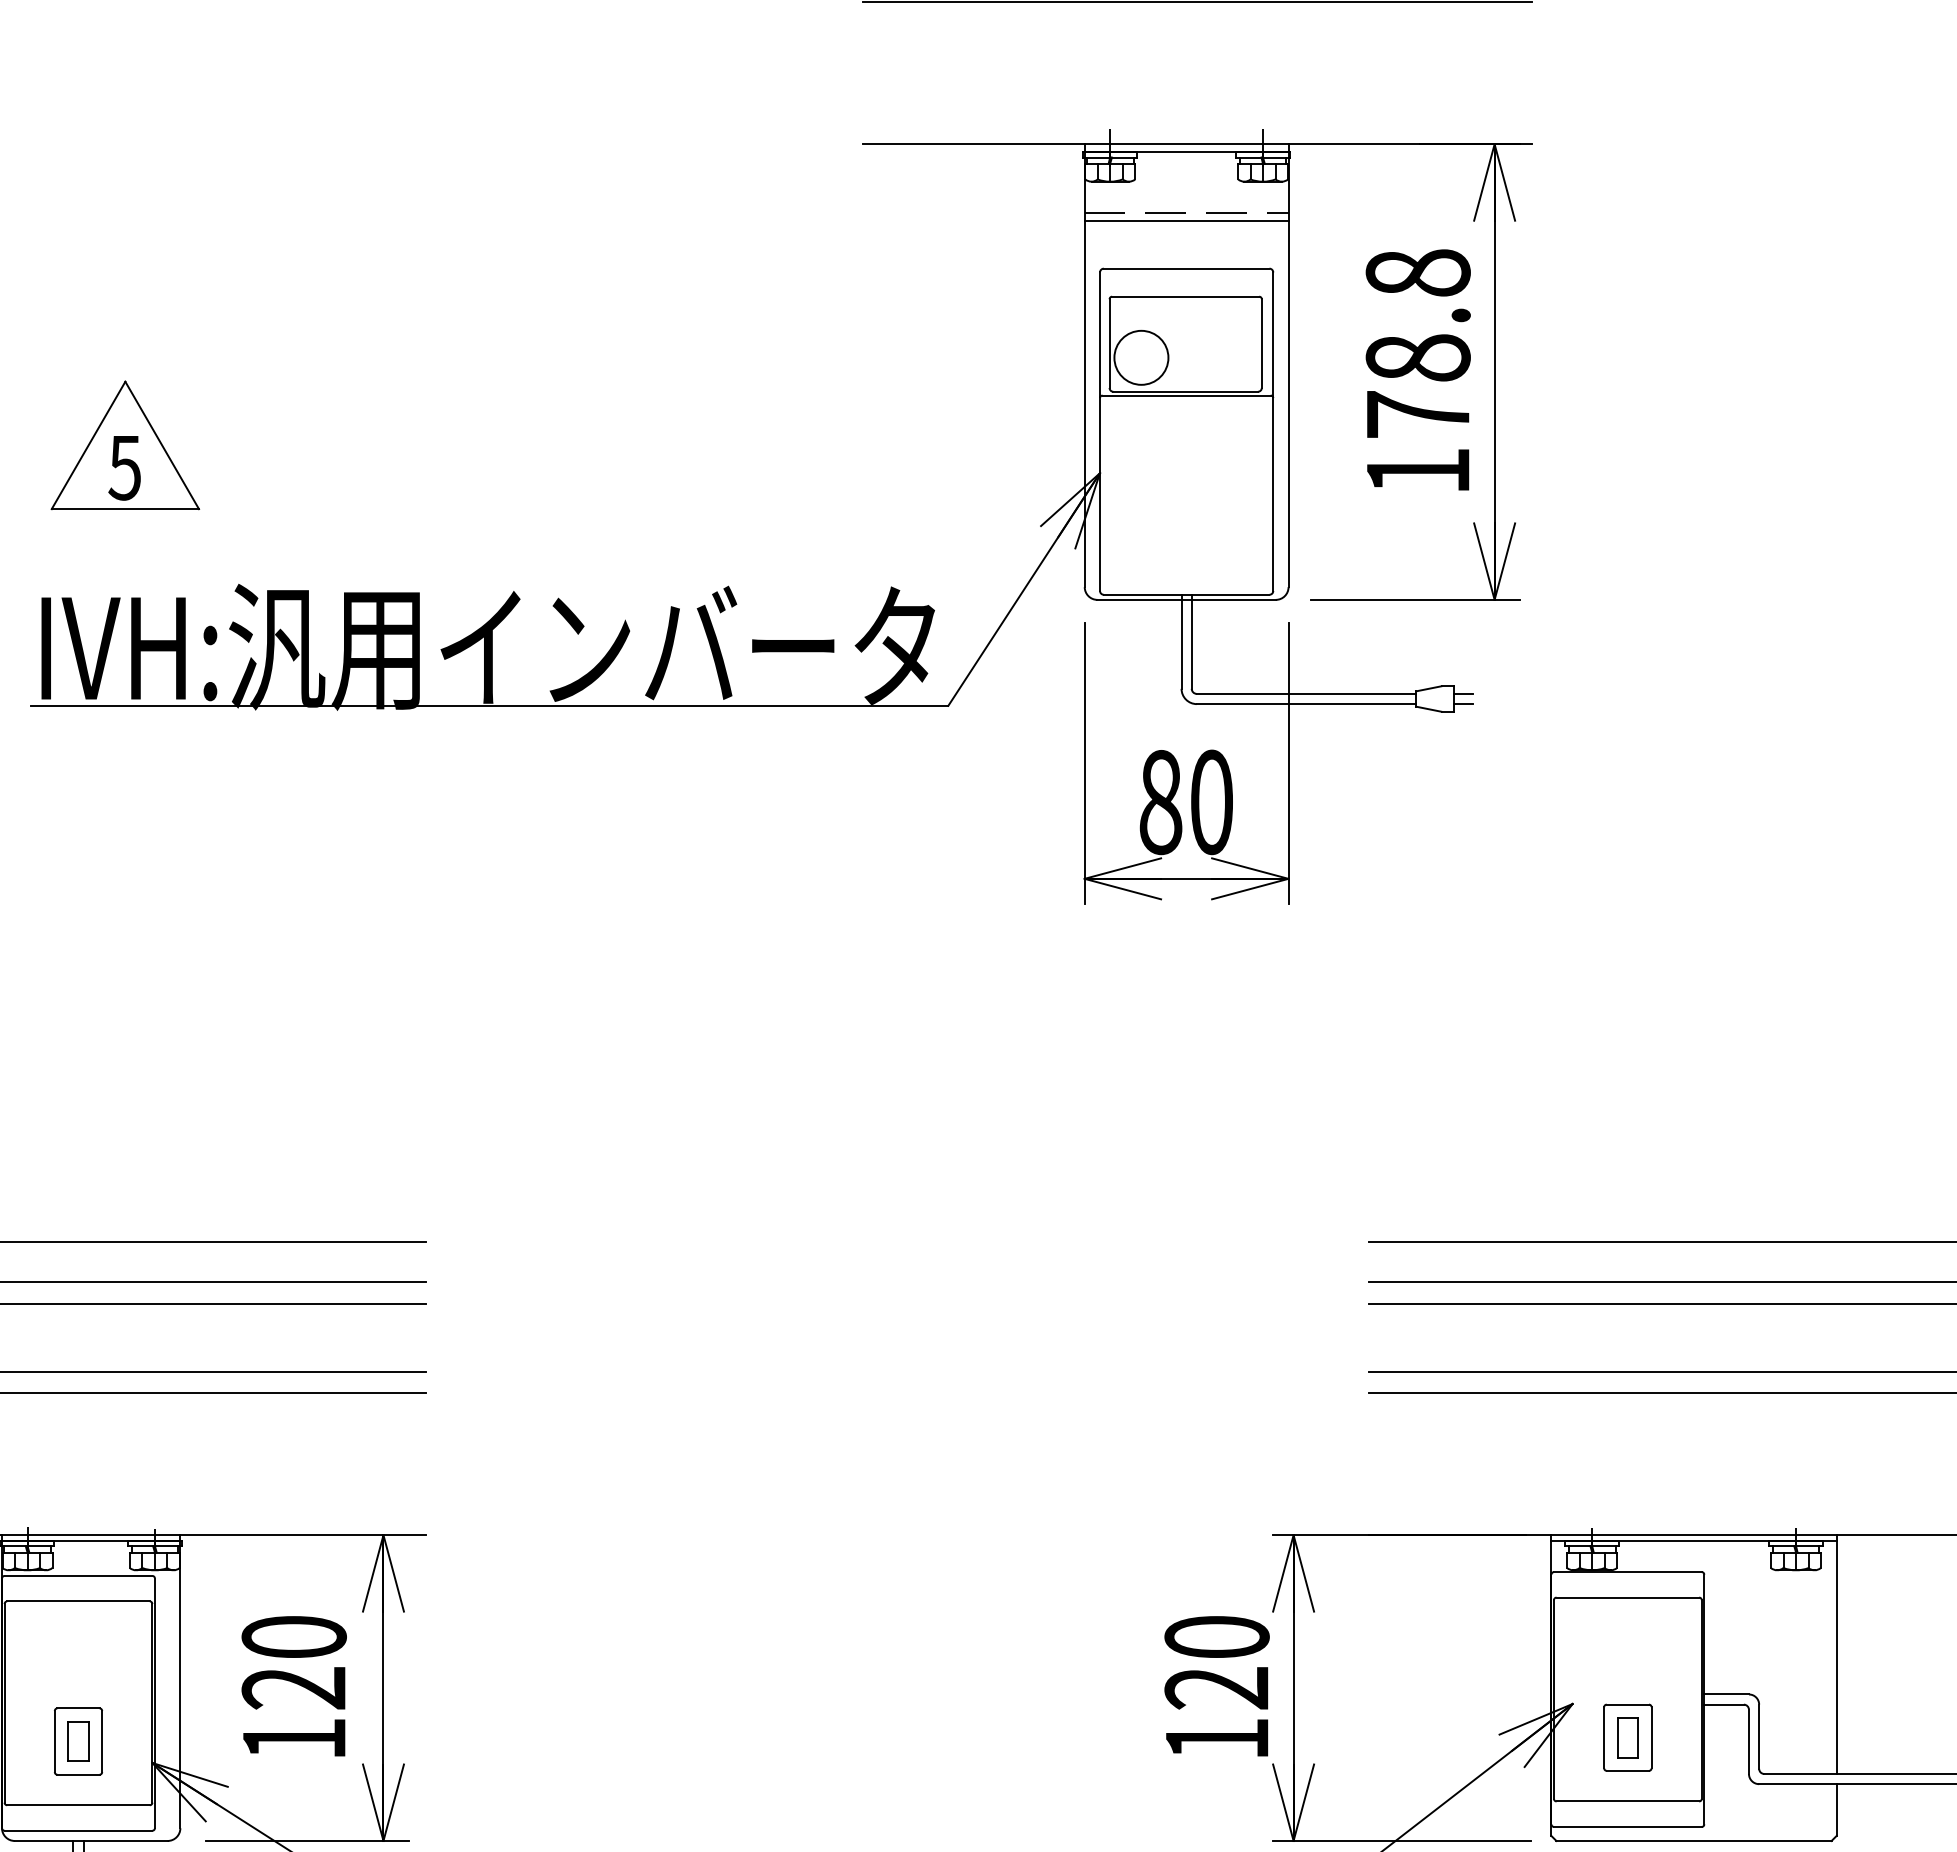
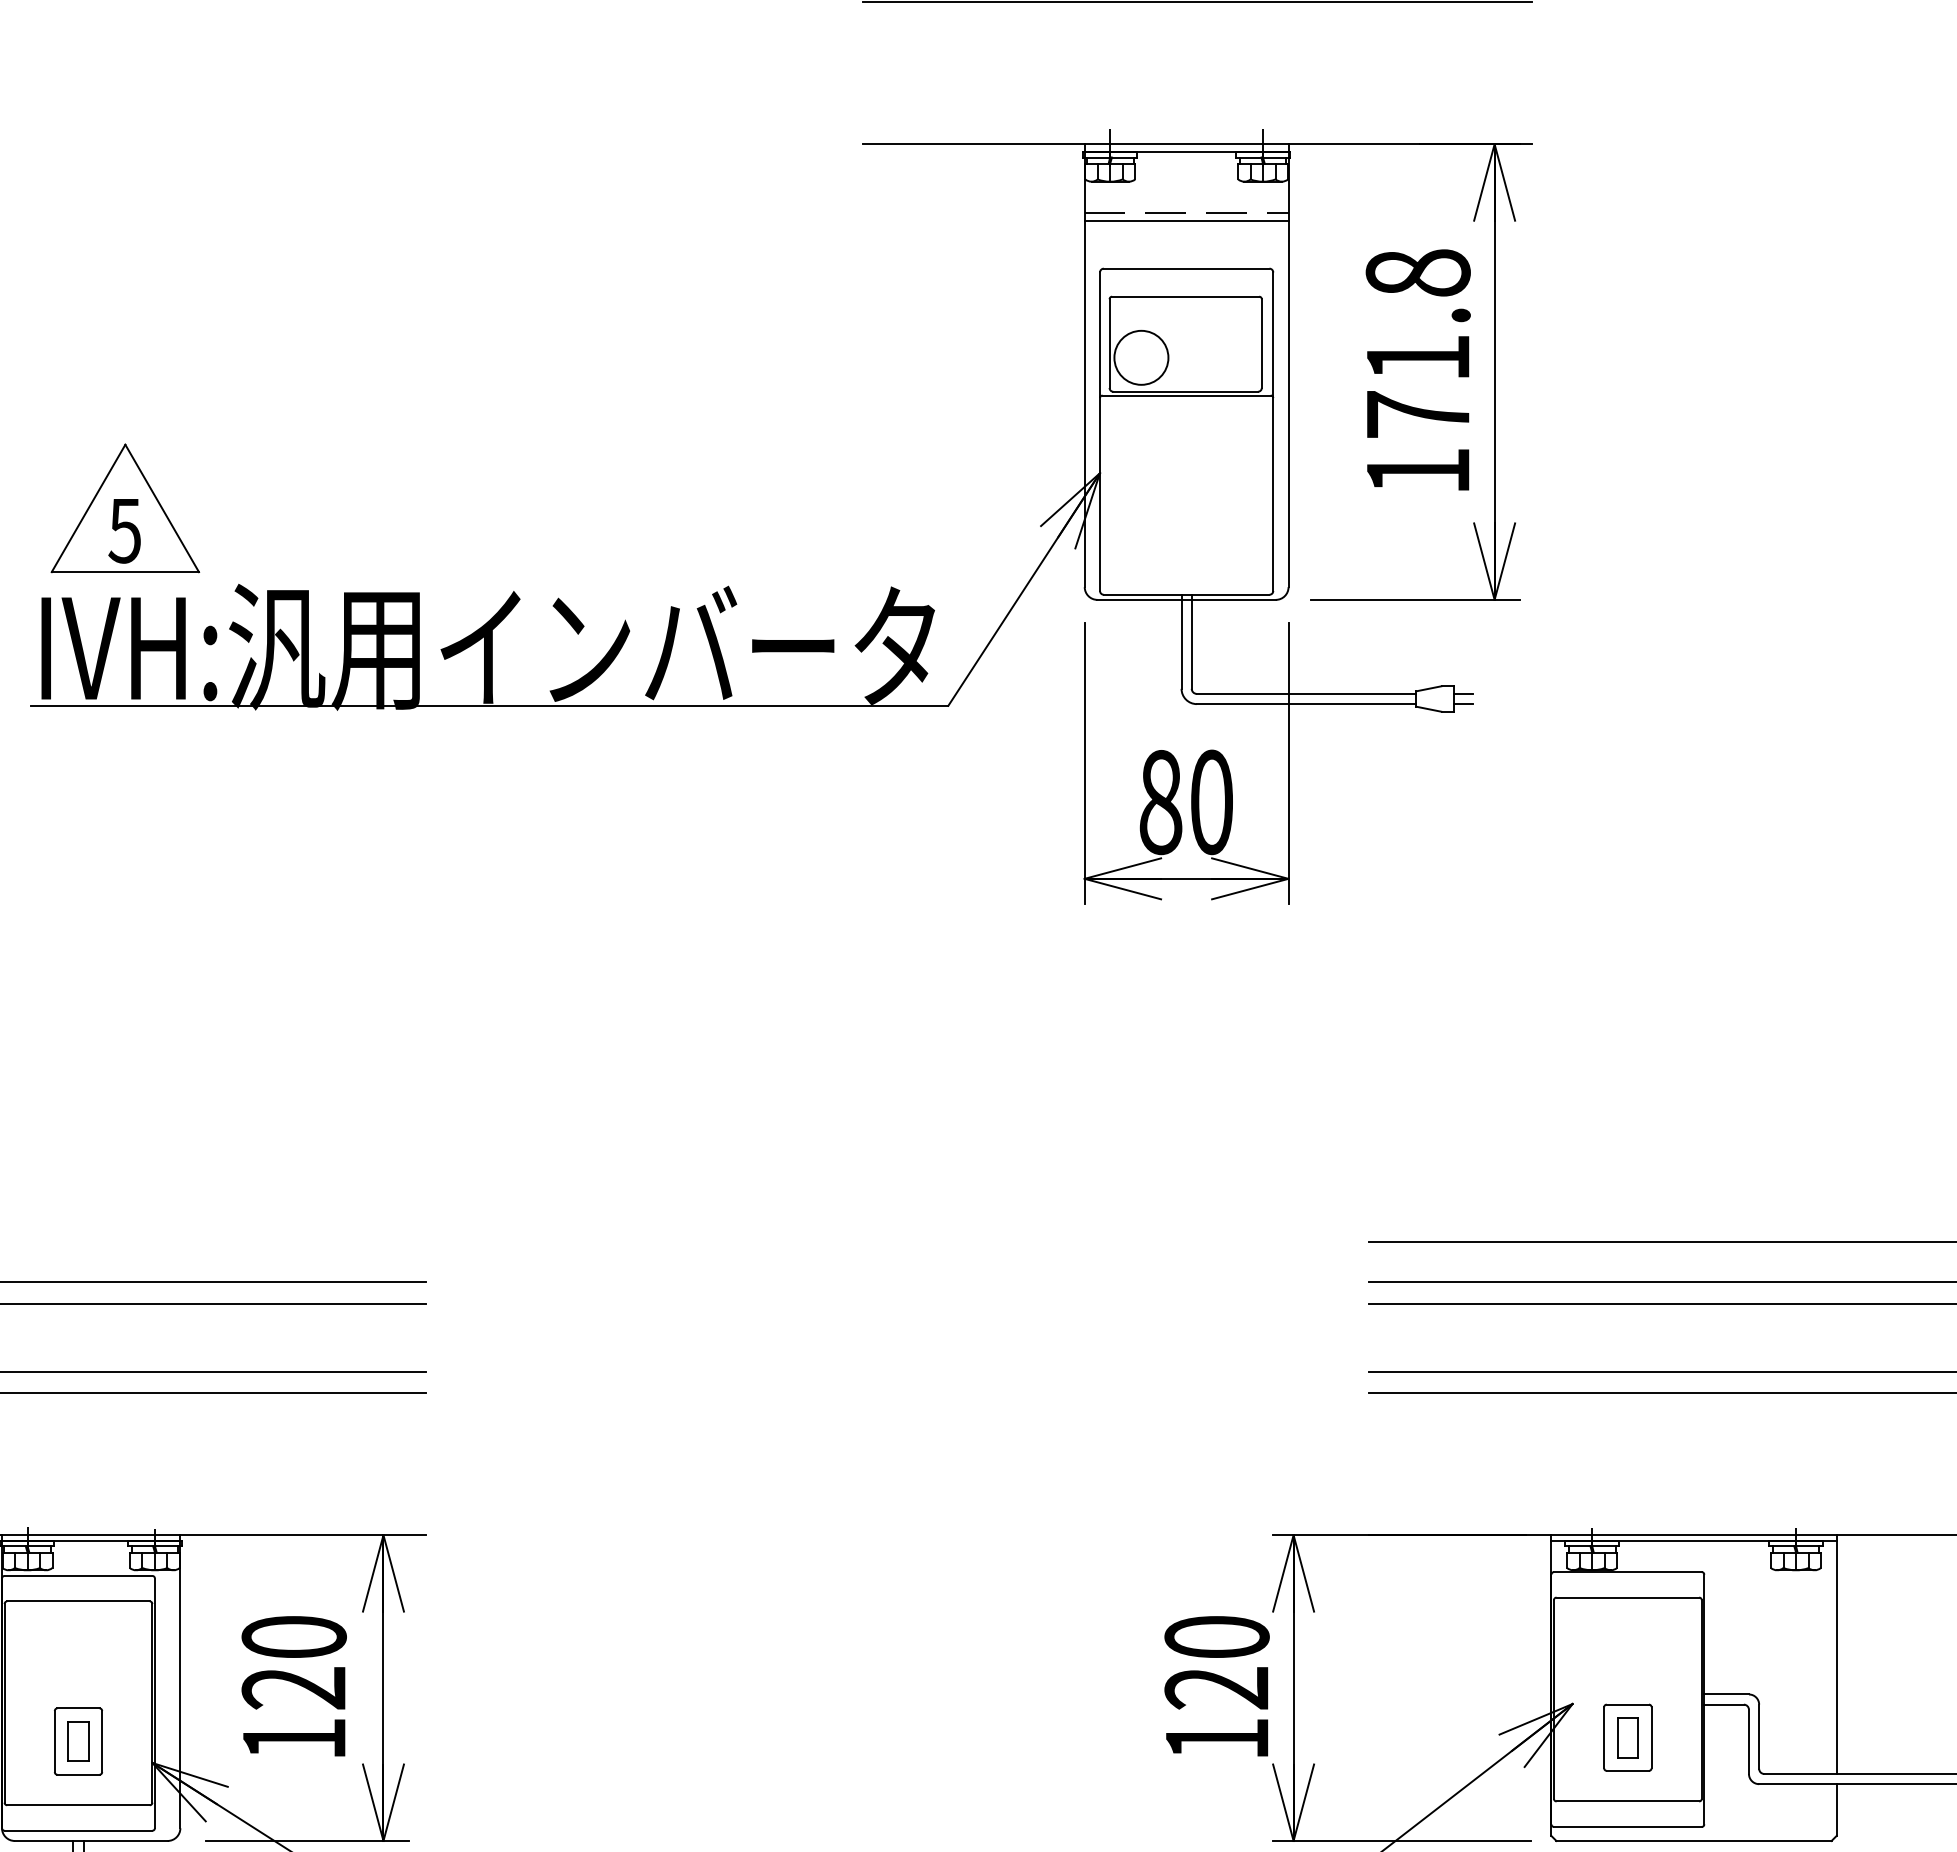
text: 178.8 -> 171.8 (1417, 357)
part position: (125, 445) -> (125, 508) (125, 508)
line: present -> none (214, 1242)
